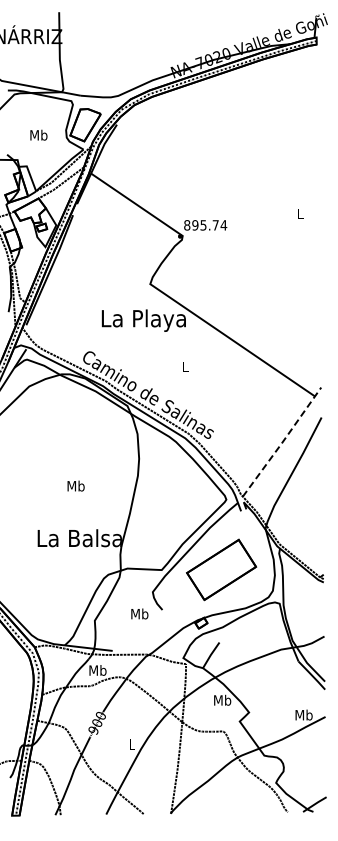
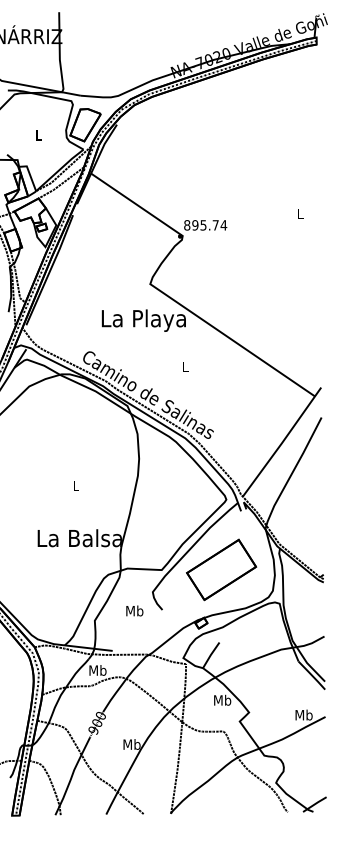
text: Mb -> L (38, 134)
line: dashed -> solid (282, 442)
text: Mb -> L (75, 485)
text position: (139, 613) -> (134, 610) (134, 610)
text: L -> Mb (131, 744)
